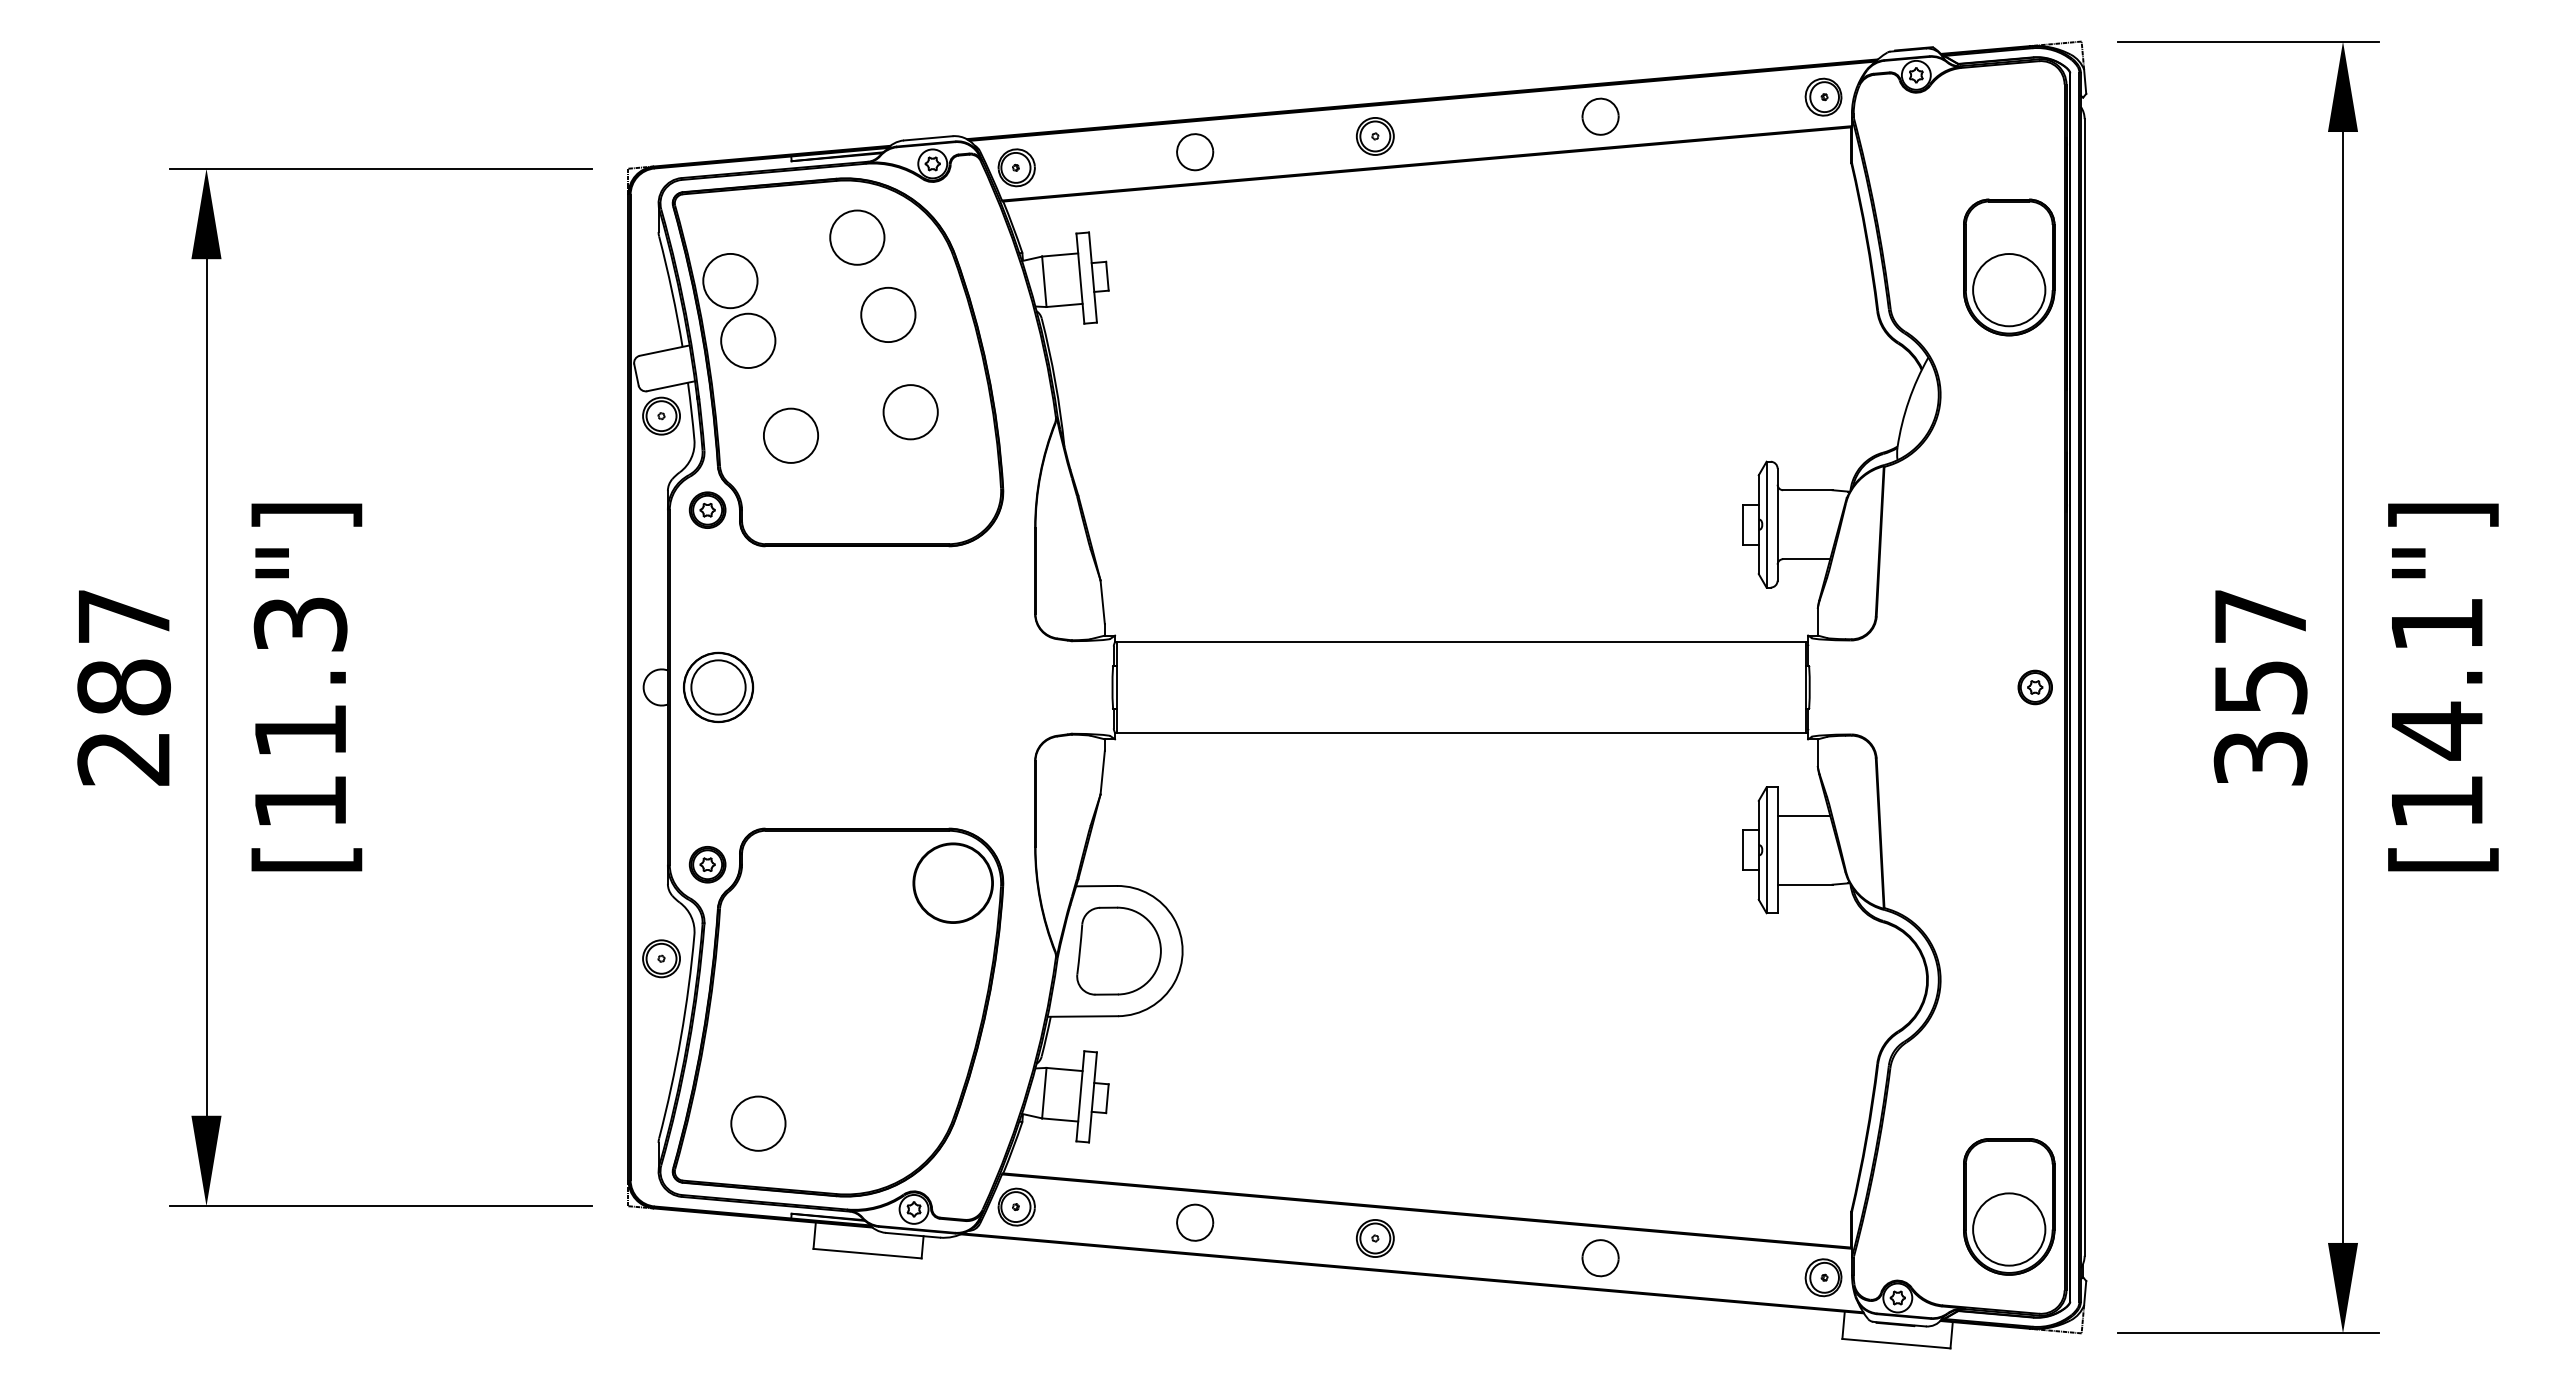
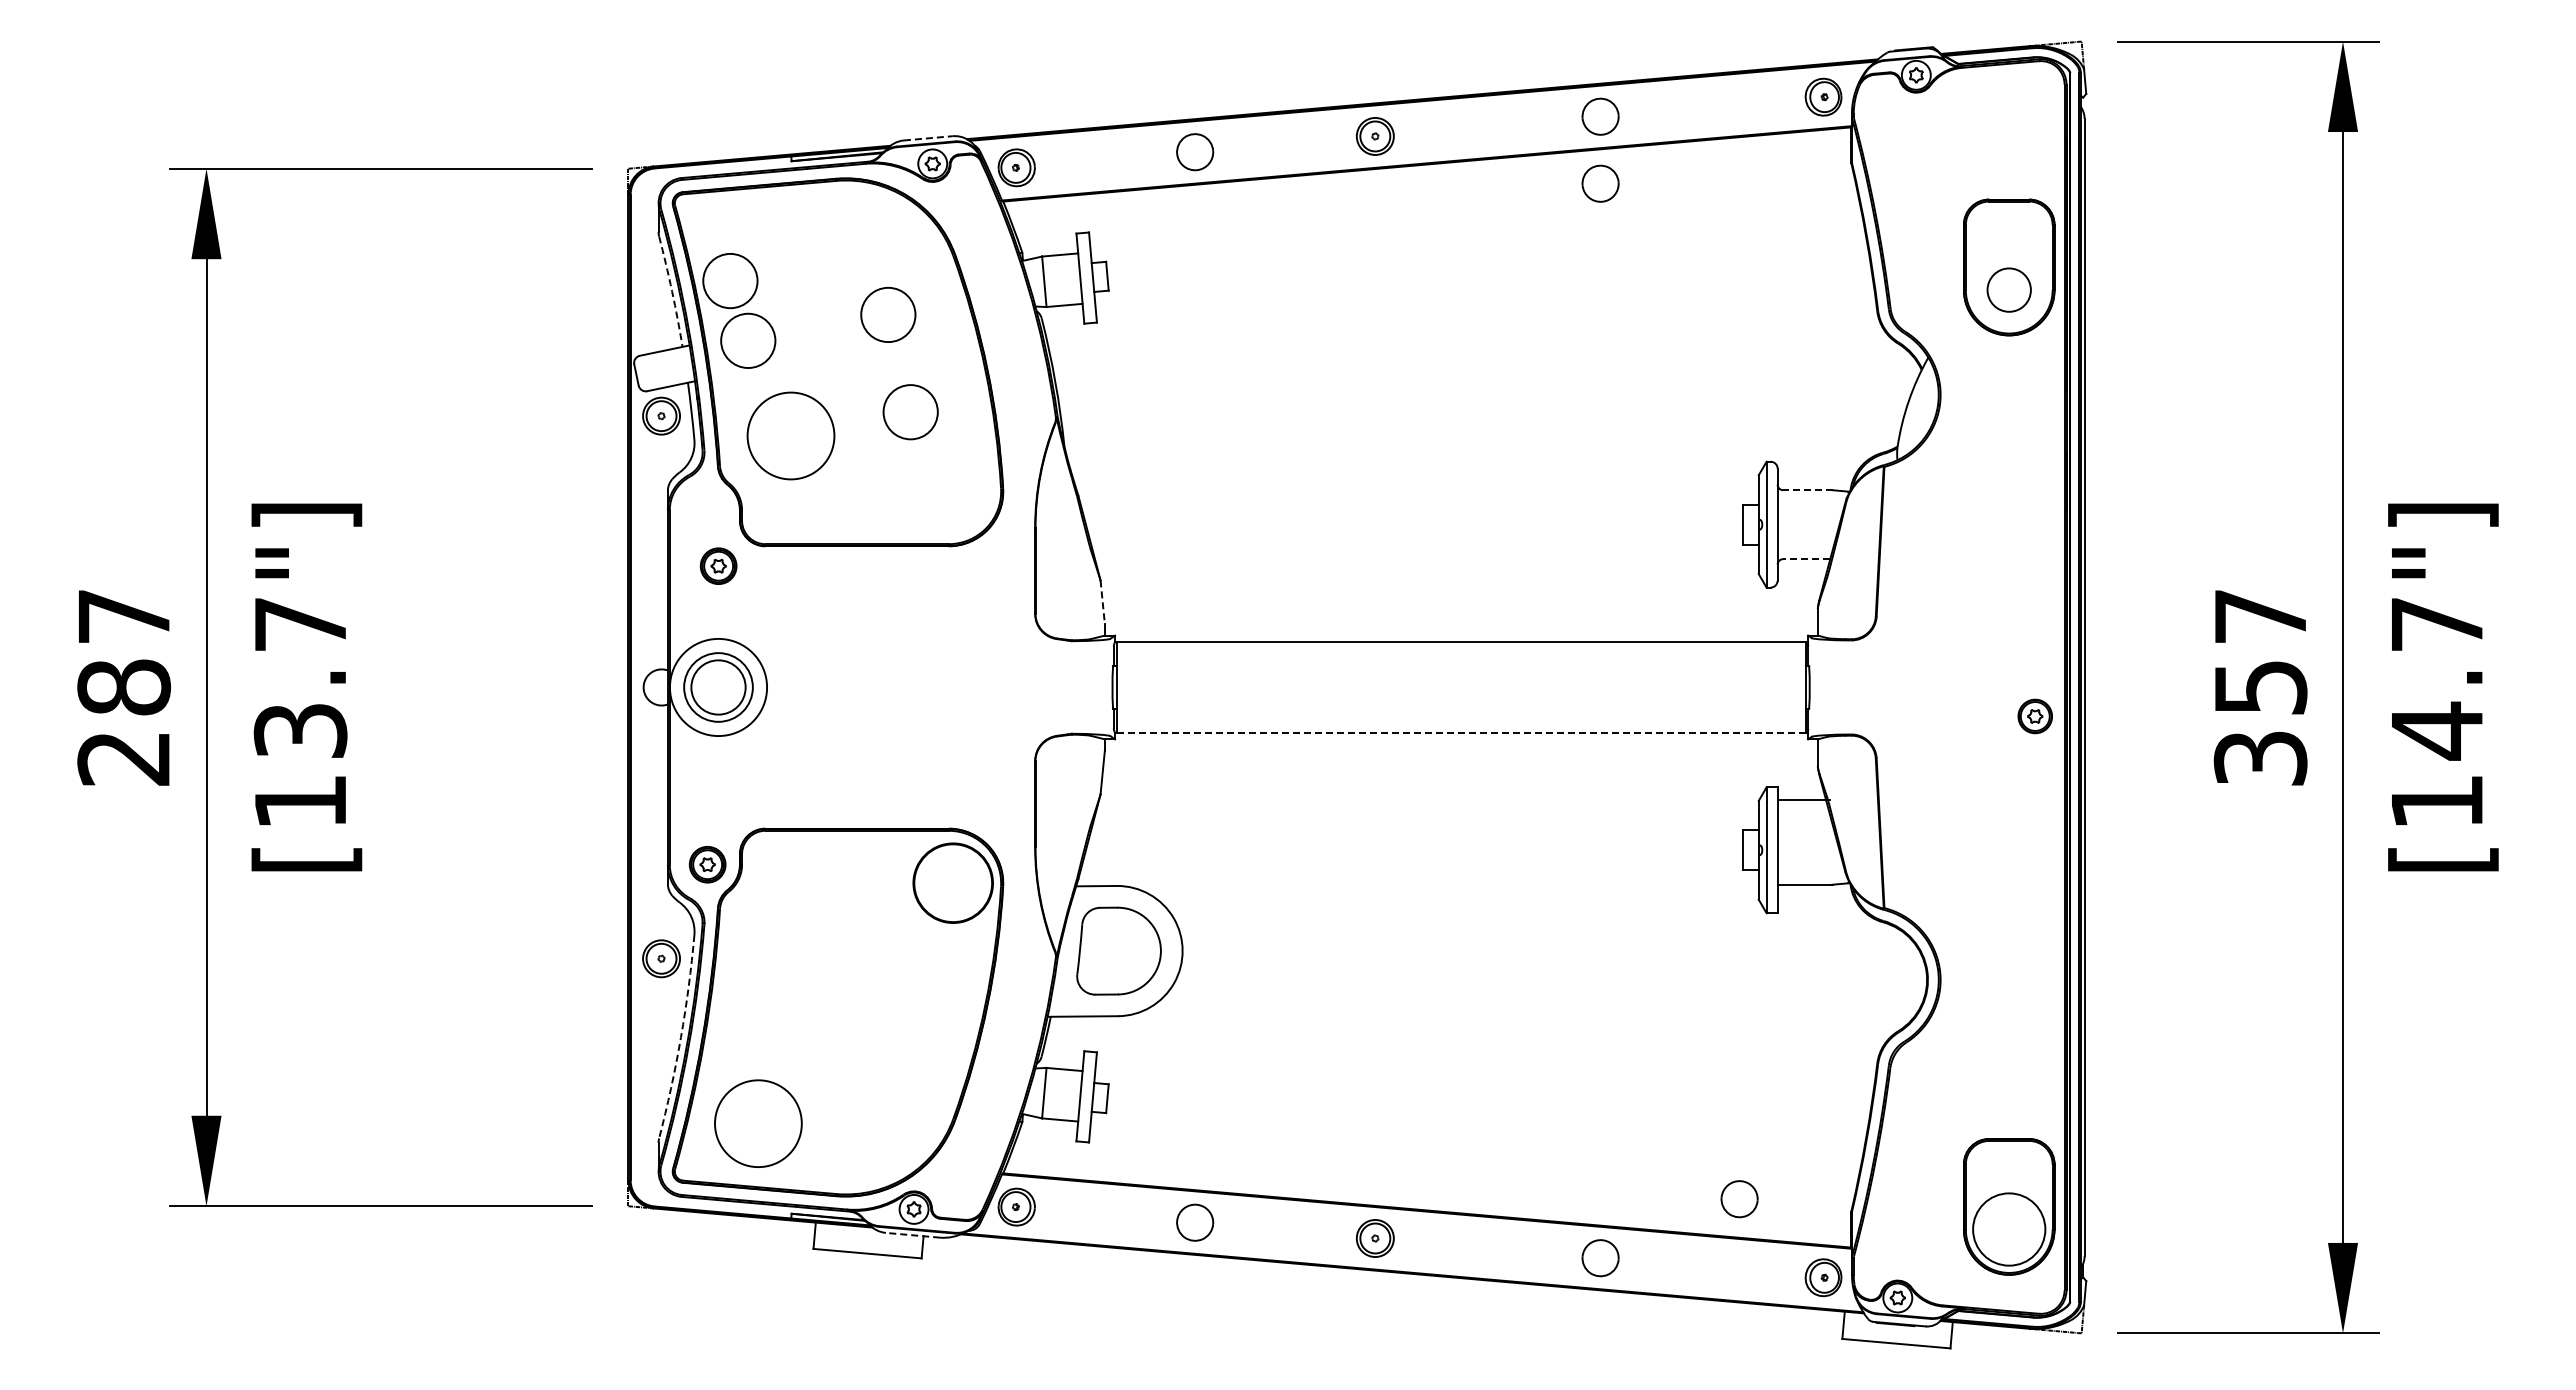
line: solid -> dashed (928, 138)
part: none -> present (1600, 183)
circle: present -> none (857, 237)
circle diameter: 72 px -> 43 px (2008, 289)
arc: solid -> dashed (672, 291)
circle size: 56x57 px -> 90x90 px (790, 435)
line: solid -> dashed (1807, 490)
part position: (707, 509) -> (718, 565) (718, 565)
line: solid -> dashed (1806, 559)
line: solid -> dashed (1102, 602)
text: [14.1"] -> [14.7"] (2437, 624)
text: [11.3"] -> [13.7"] (300, 677)
circle diameter: 69 px -> 97 px (718, 687)
part position: (2034, 687) -> (2034, 716) (2034, 716)
line: solid -> dashed (1461, 732)
line position: (1803, 815) -> (1803, 799) (1803, 799)
arc: solid -> dashed (680, 1037)
circle diameter: 54 px -> 87 px (758, 1123)
part: none -> present (1739, 1199)
line: solid -> dashed (912, 1235)
